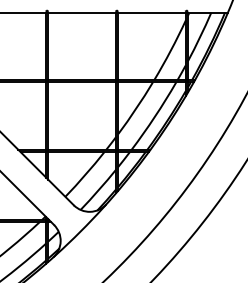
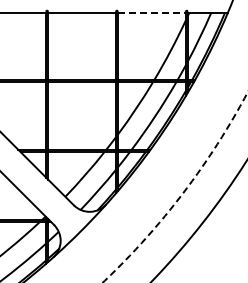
line: solid -> dashed (151, 12)
circle: solid -> dashed (174, 187)
